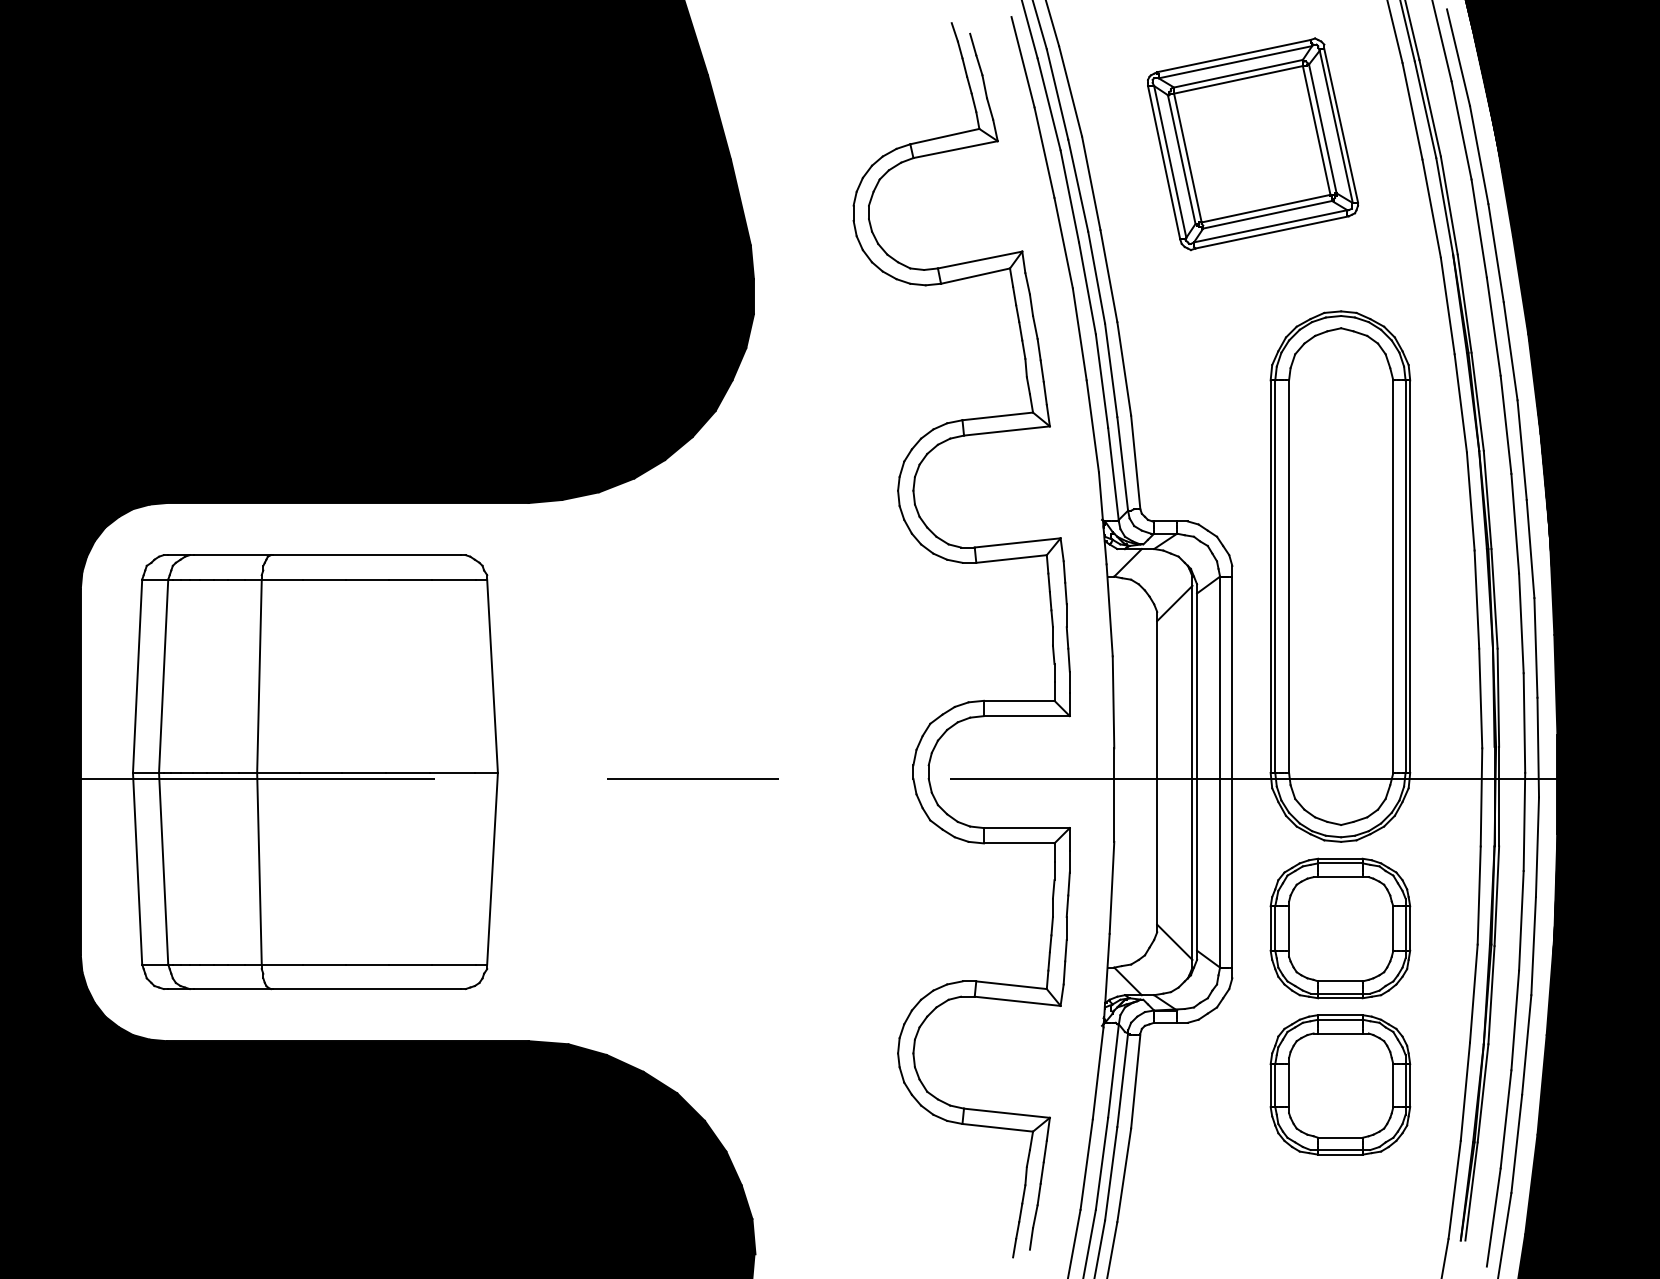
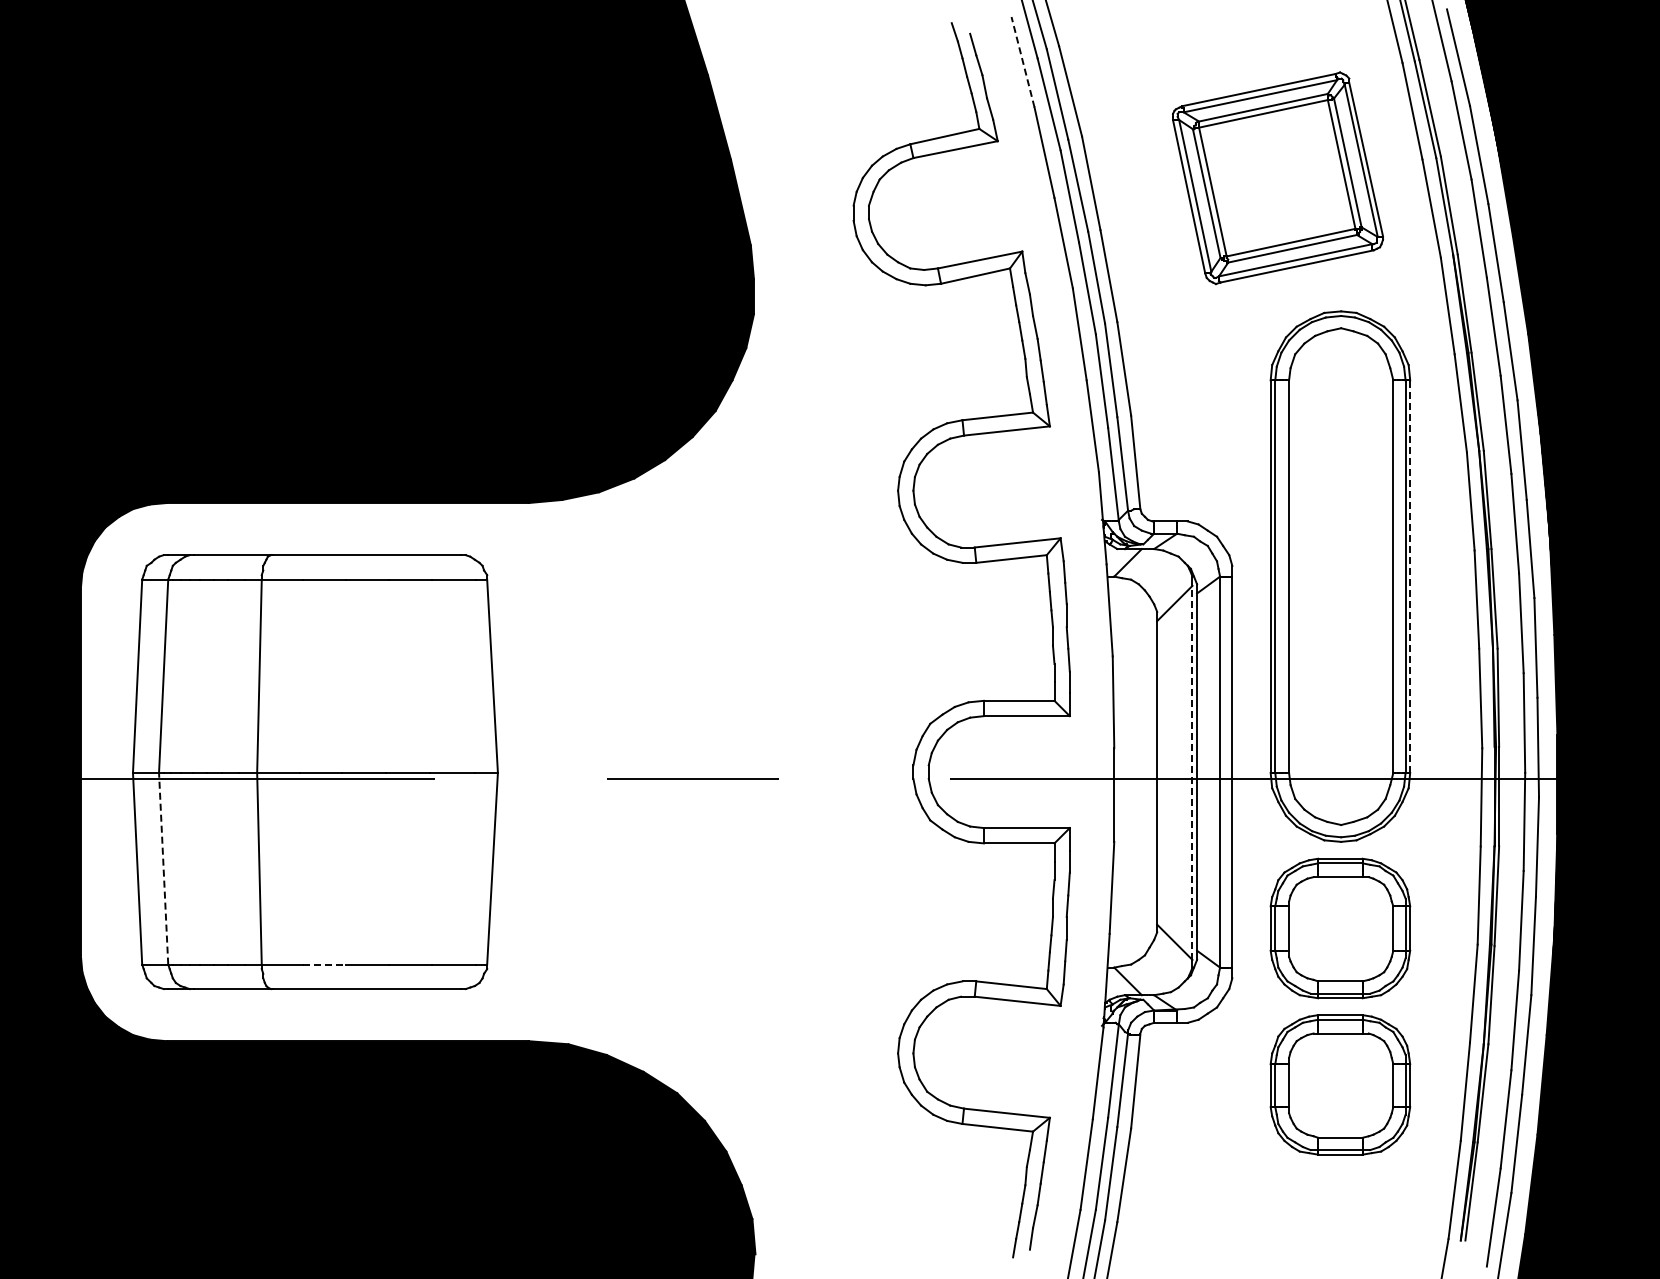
line: solid -> dashed (1023, 62)
part position: (1253, 144) -> (1278, 178) (1278, 178)
line: solid -> dashed (1410, 576)
line: solid -> dashed (1192, 772)
line: solid -> dashed (163, 868)
line: solid -> dashed (325, 964)
